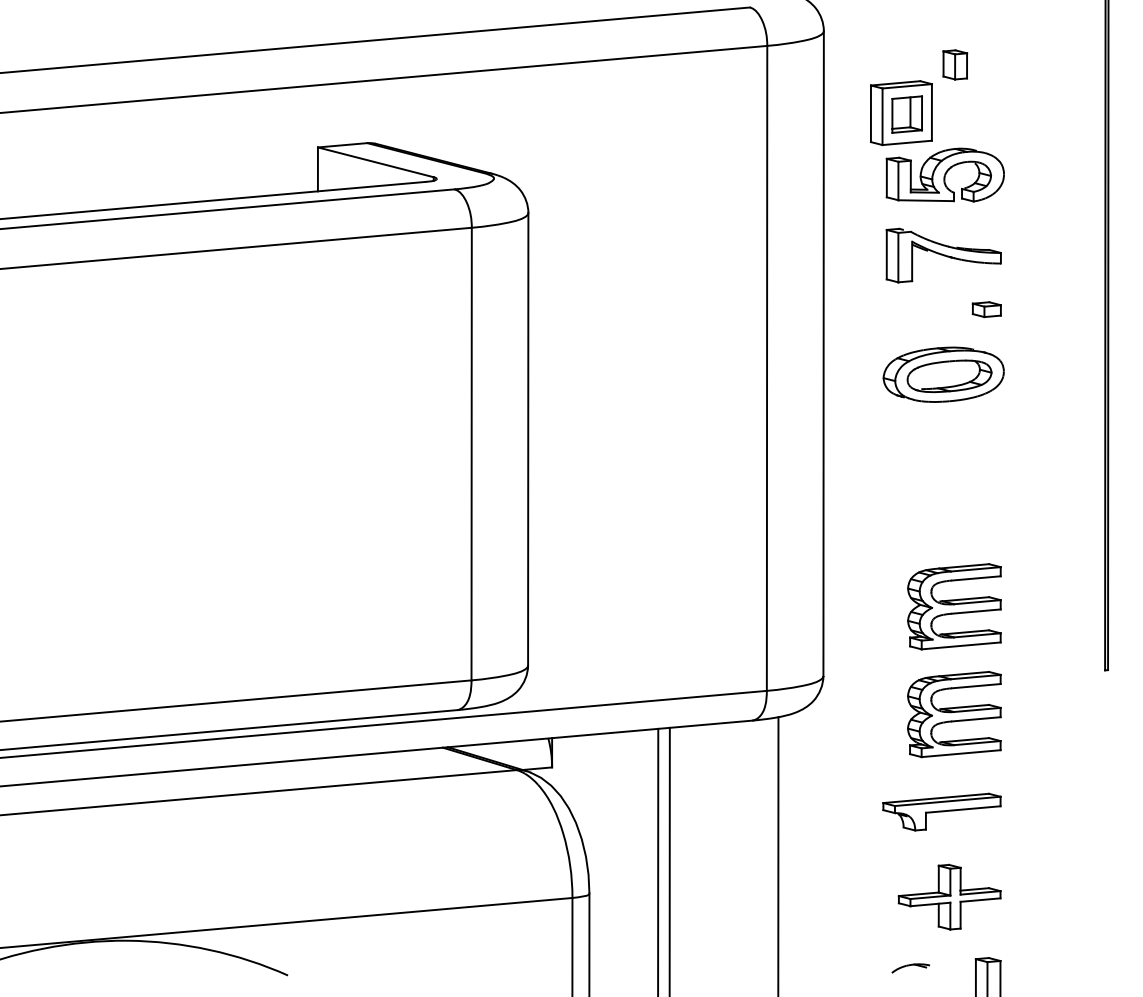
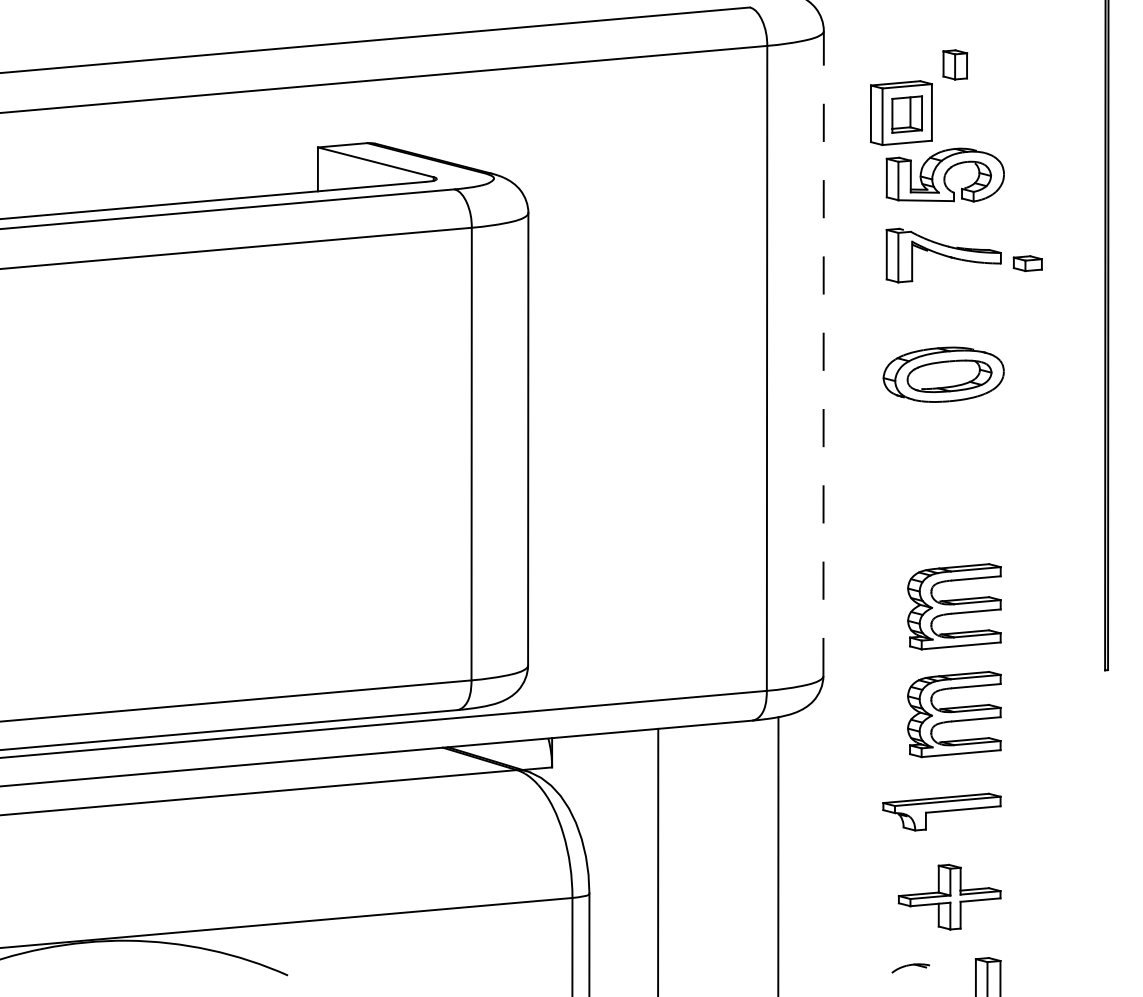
part position: (986, 309) -> (1027, 263) (1027, 263)
line: solid -> dashed (823, 353)
line: present -> none (669, 860)
